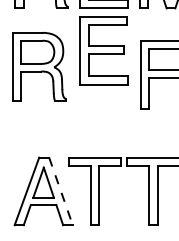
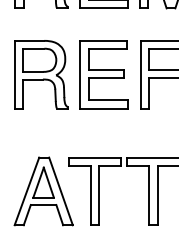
part position: (103, 50) -> (103, 74) (103, 74)
part position: (39, 66) -> (41, 74) (41, 74)
line: dashed -> solid (61, 191)
